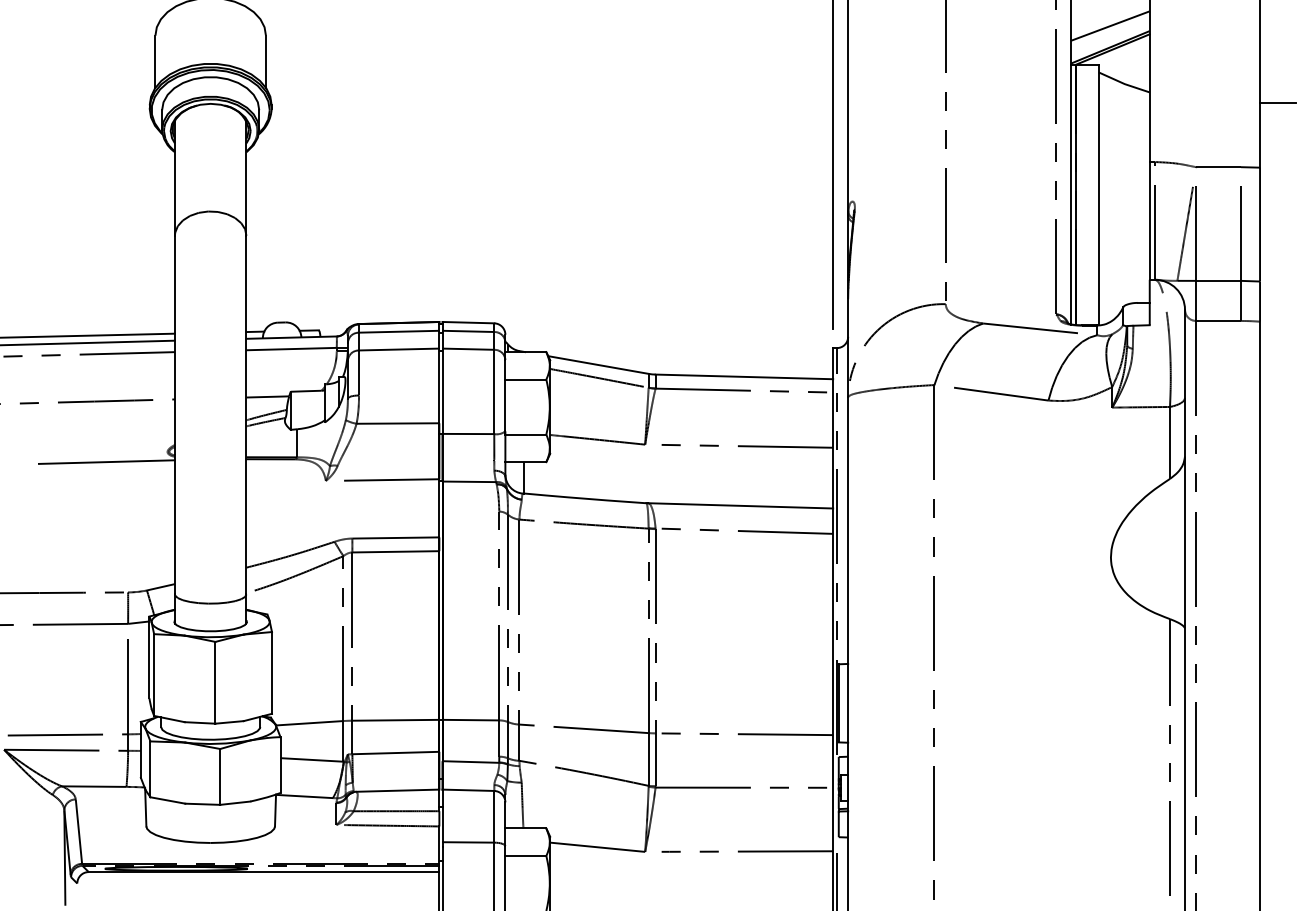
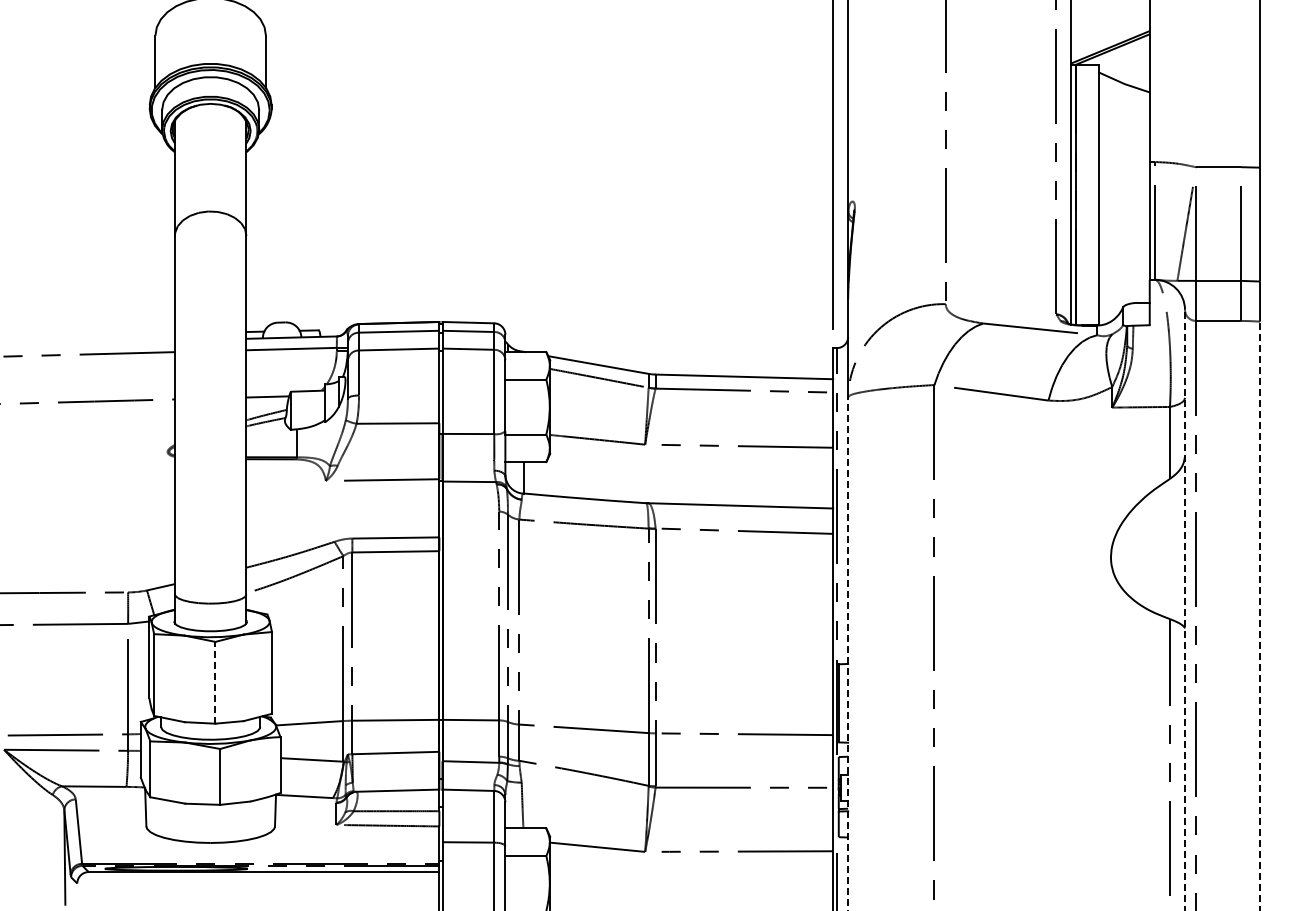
line: present -> none (1110, 25)
line: present -> none (1277, 102)
line: present -> none (88, 335)
line: present -> none (88, 342)
line: present -> none (106, 461)
line: solid -> dashed (1185, 609)
line: solid -> dashed (1260, 615)
line: solid -> dashed (848, 653)
line: solid -> dashed (215, 682)
